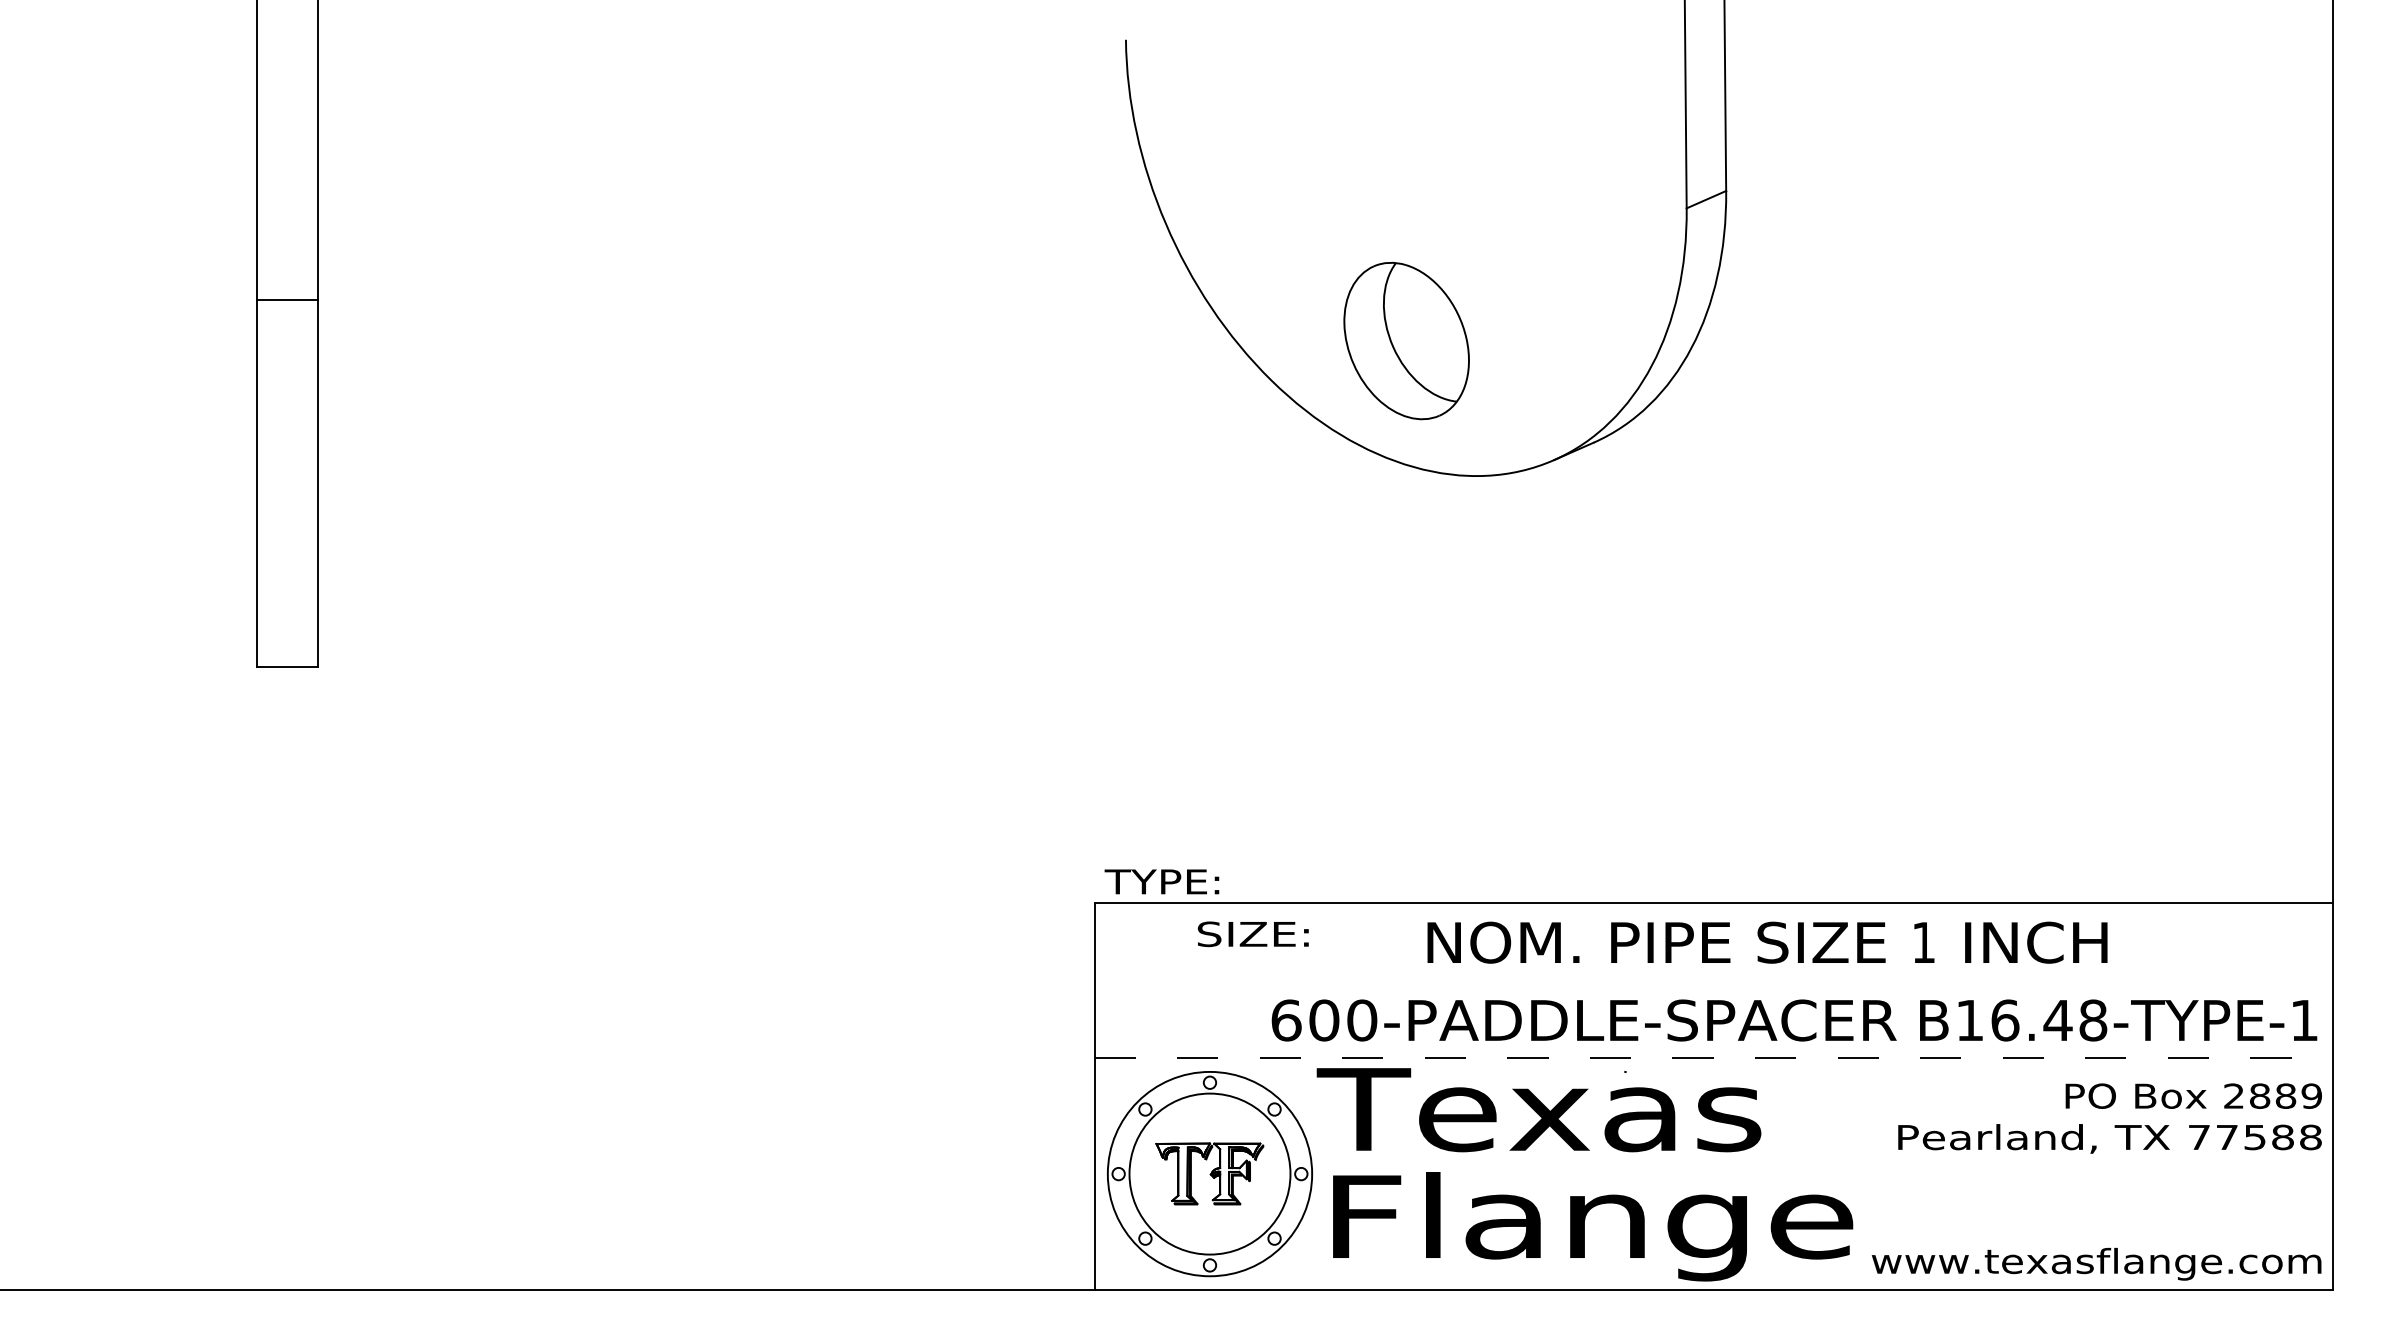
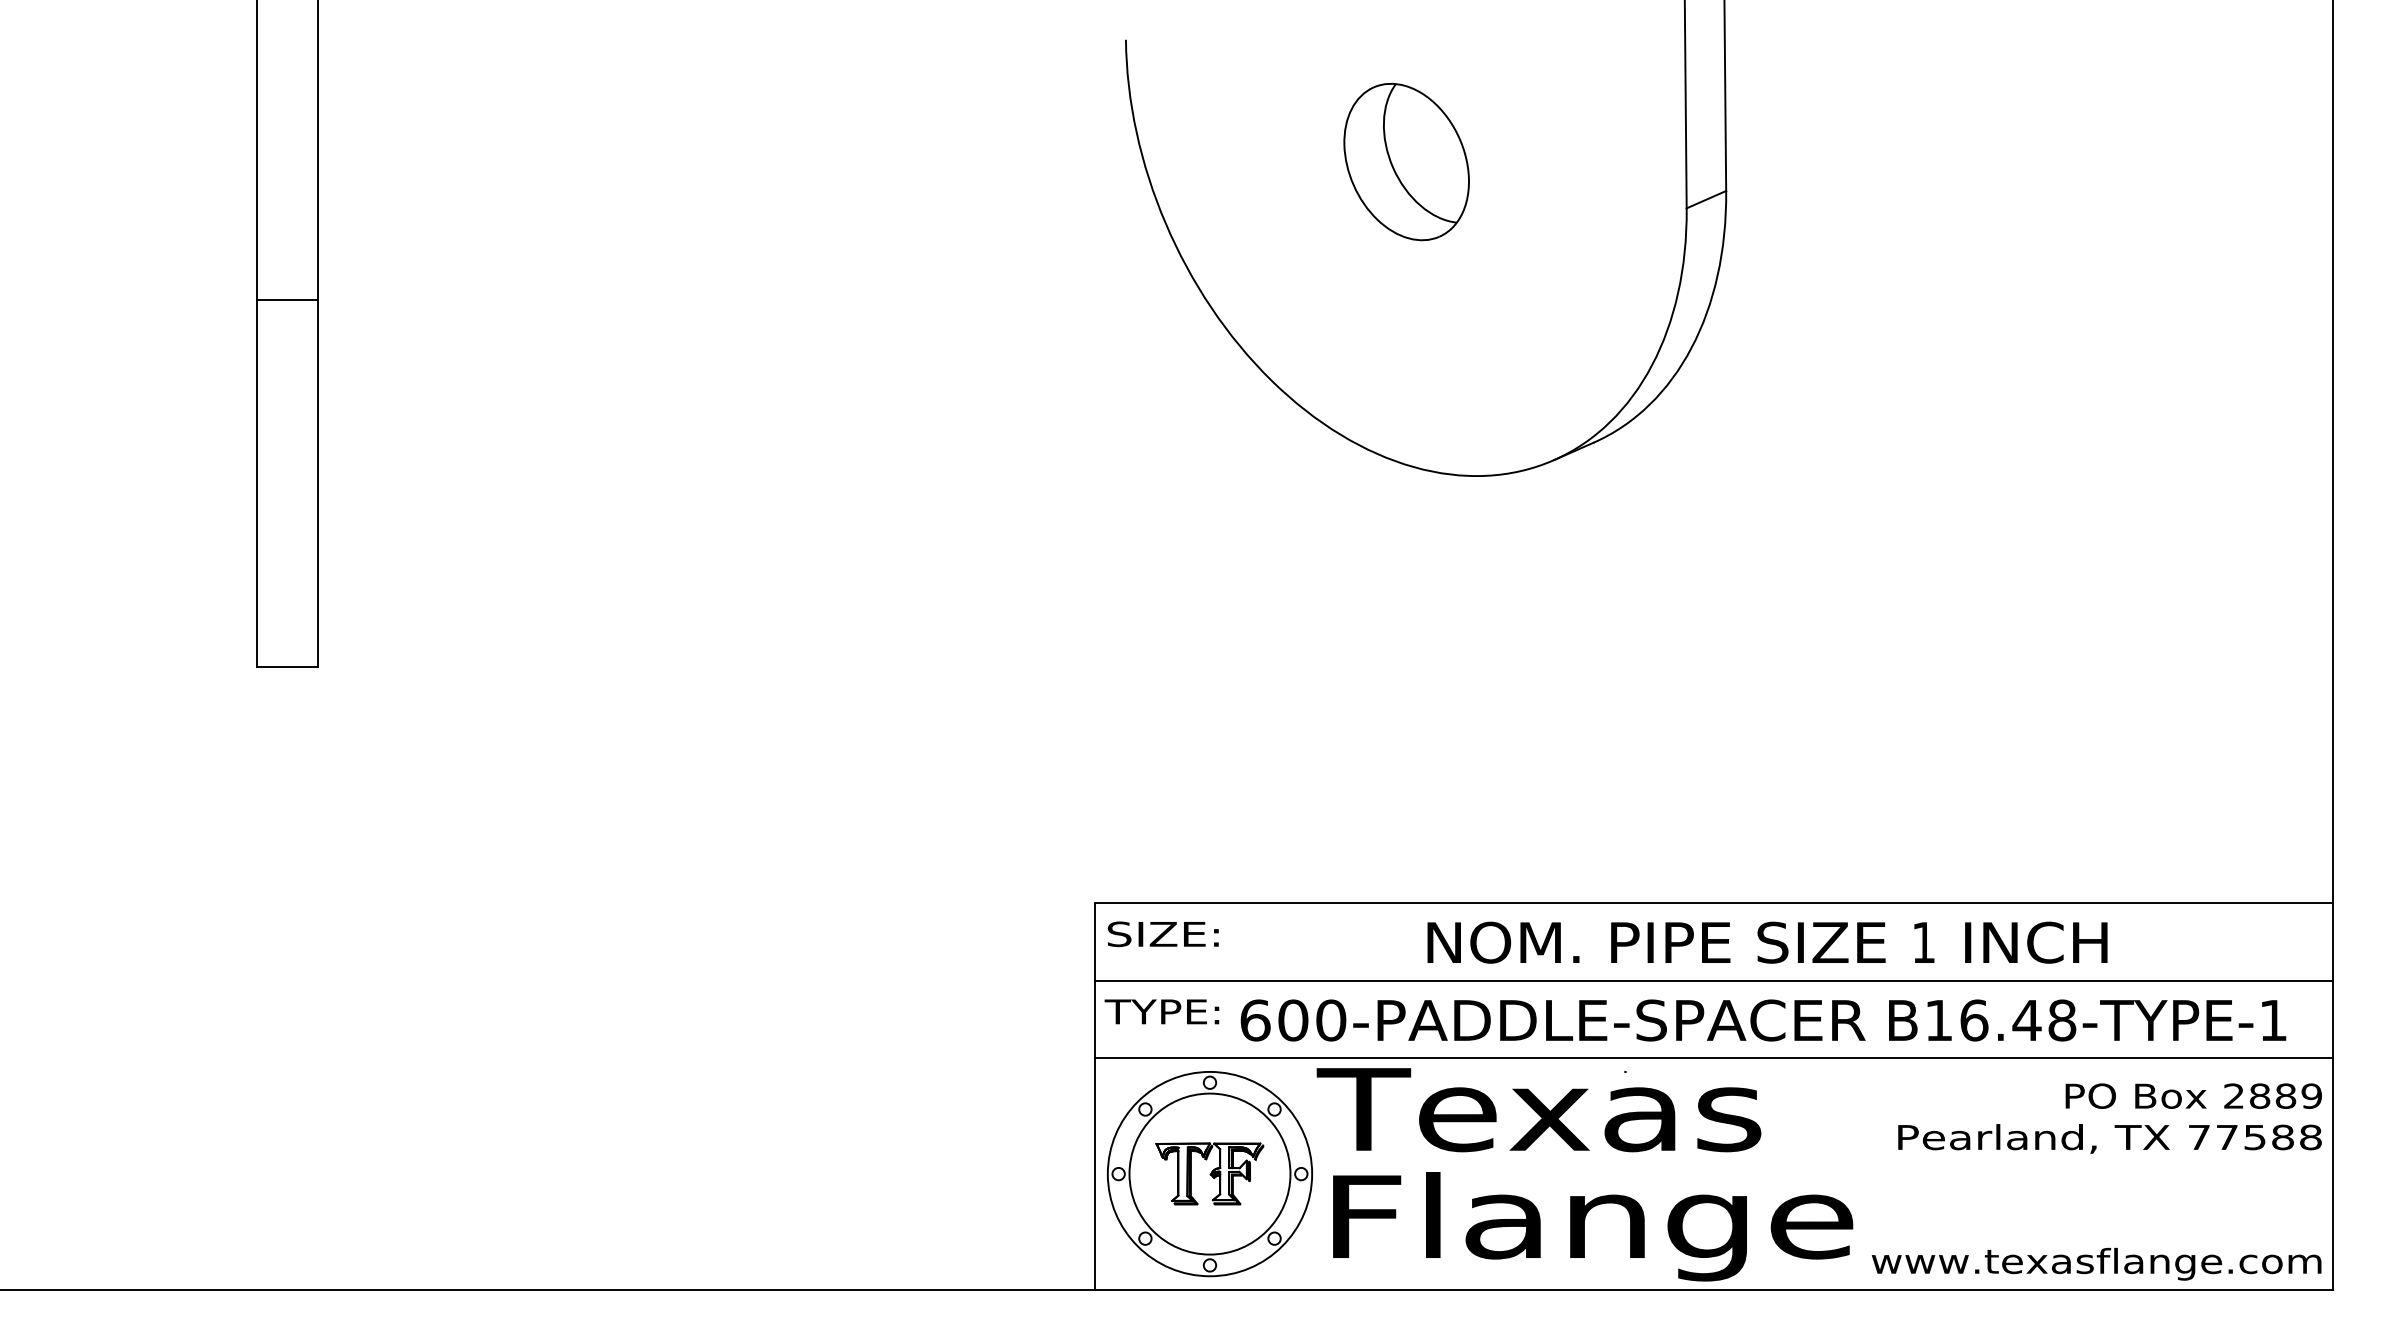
part position: (1406, 340) -> (1406, 161) (1406, 161)
text position: (1161, 881) -> (1161, 1011) (1161, 1011)
text position: (1252, 934) -> (1162, 934) (1162, 934)
line: none -> present (1713, 980)
text position: (1794, 1020) -> (1763, 1020) (1763, 1020)
line: dashed -> solid (1714, 1058)
